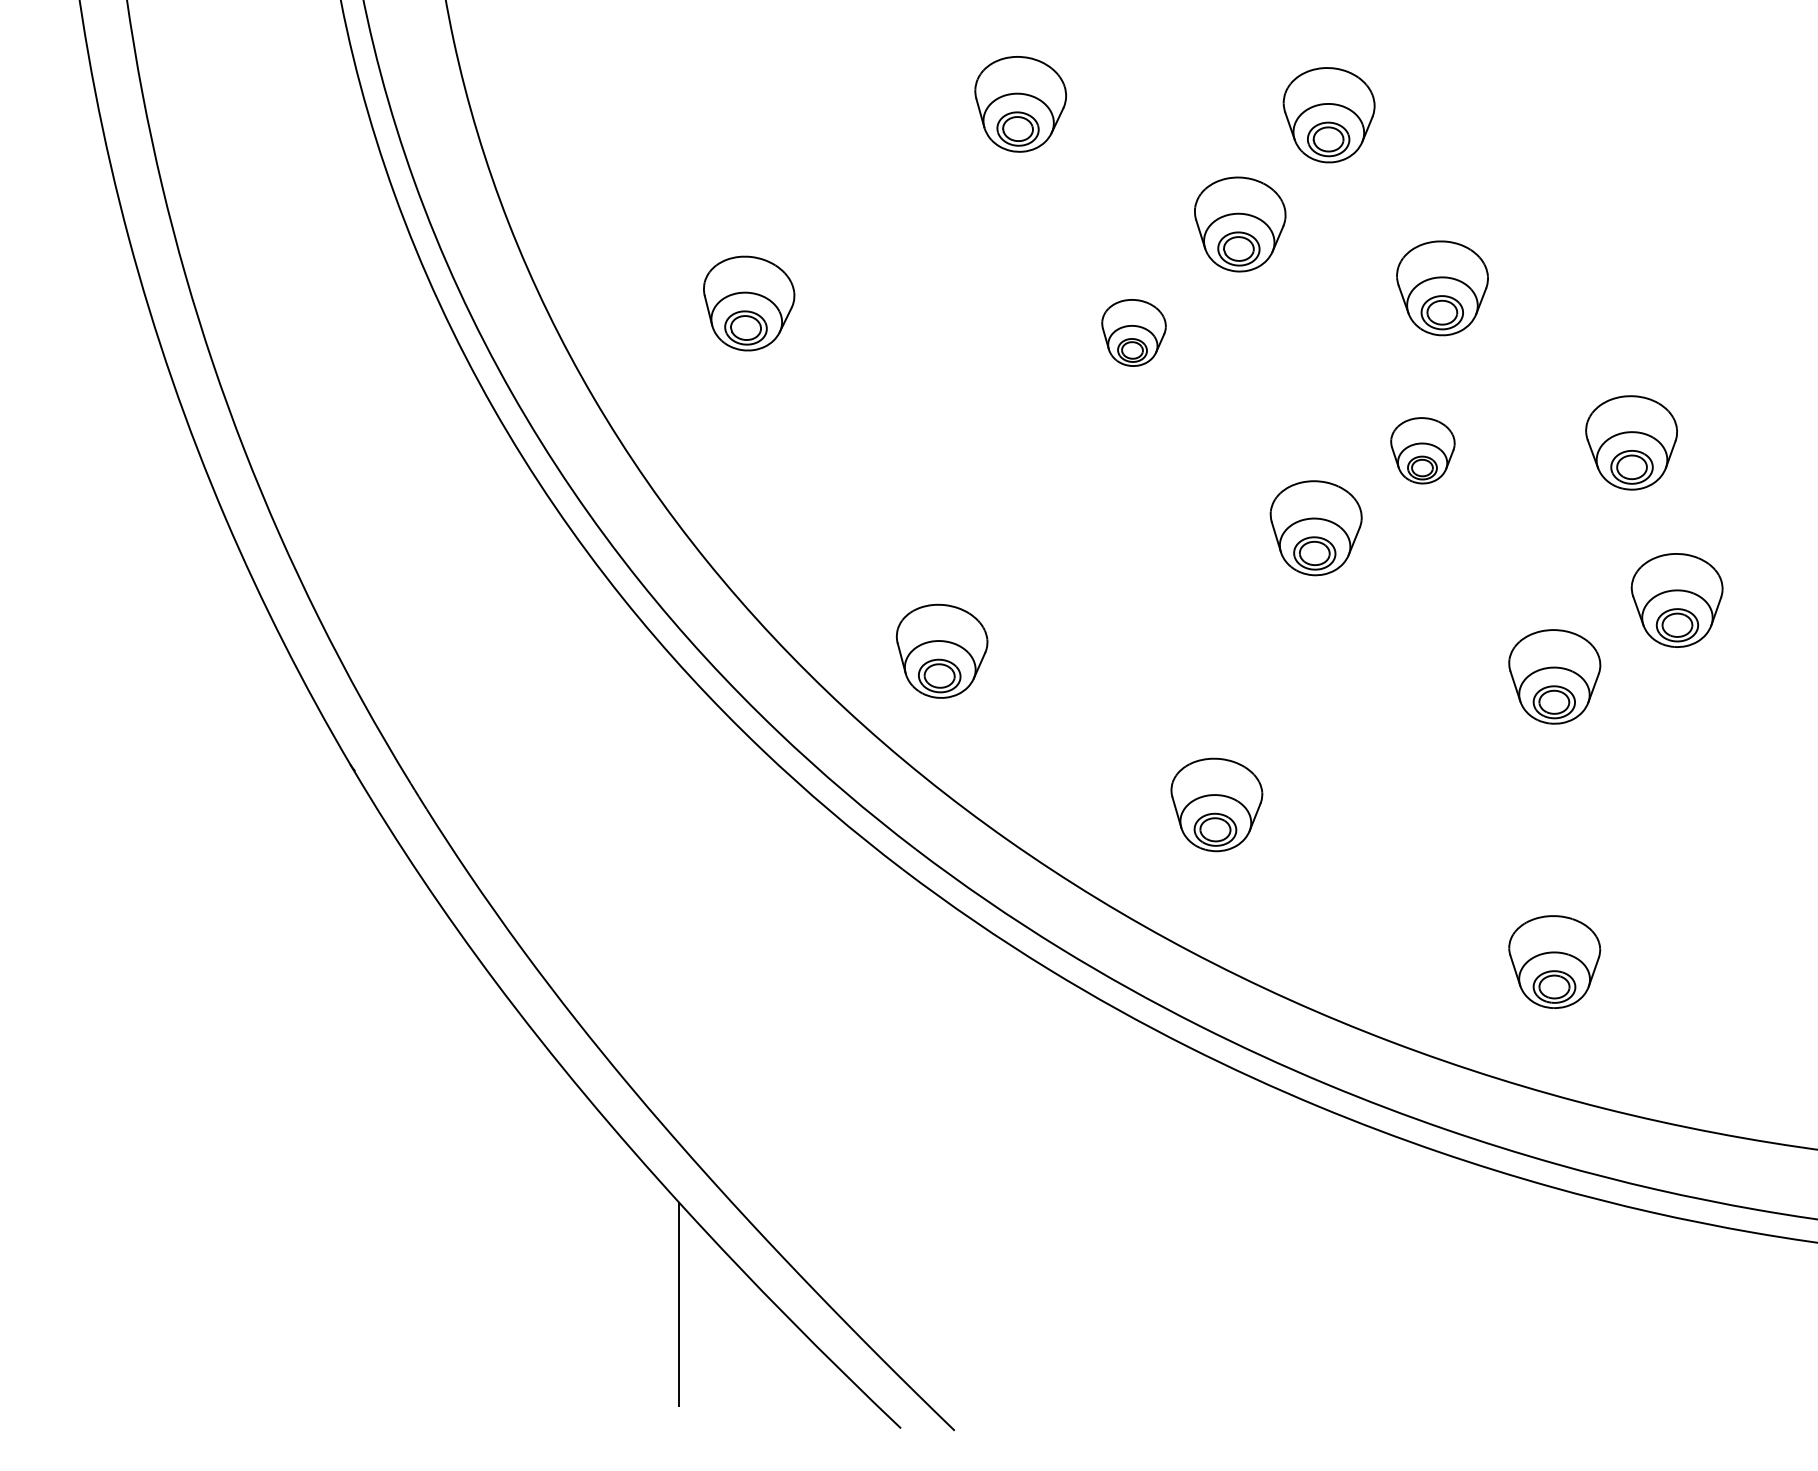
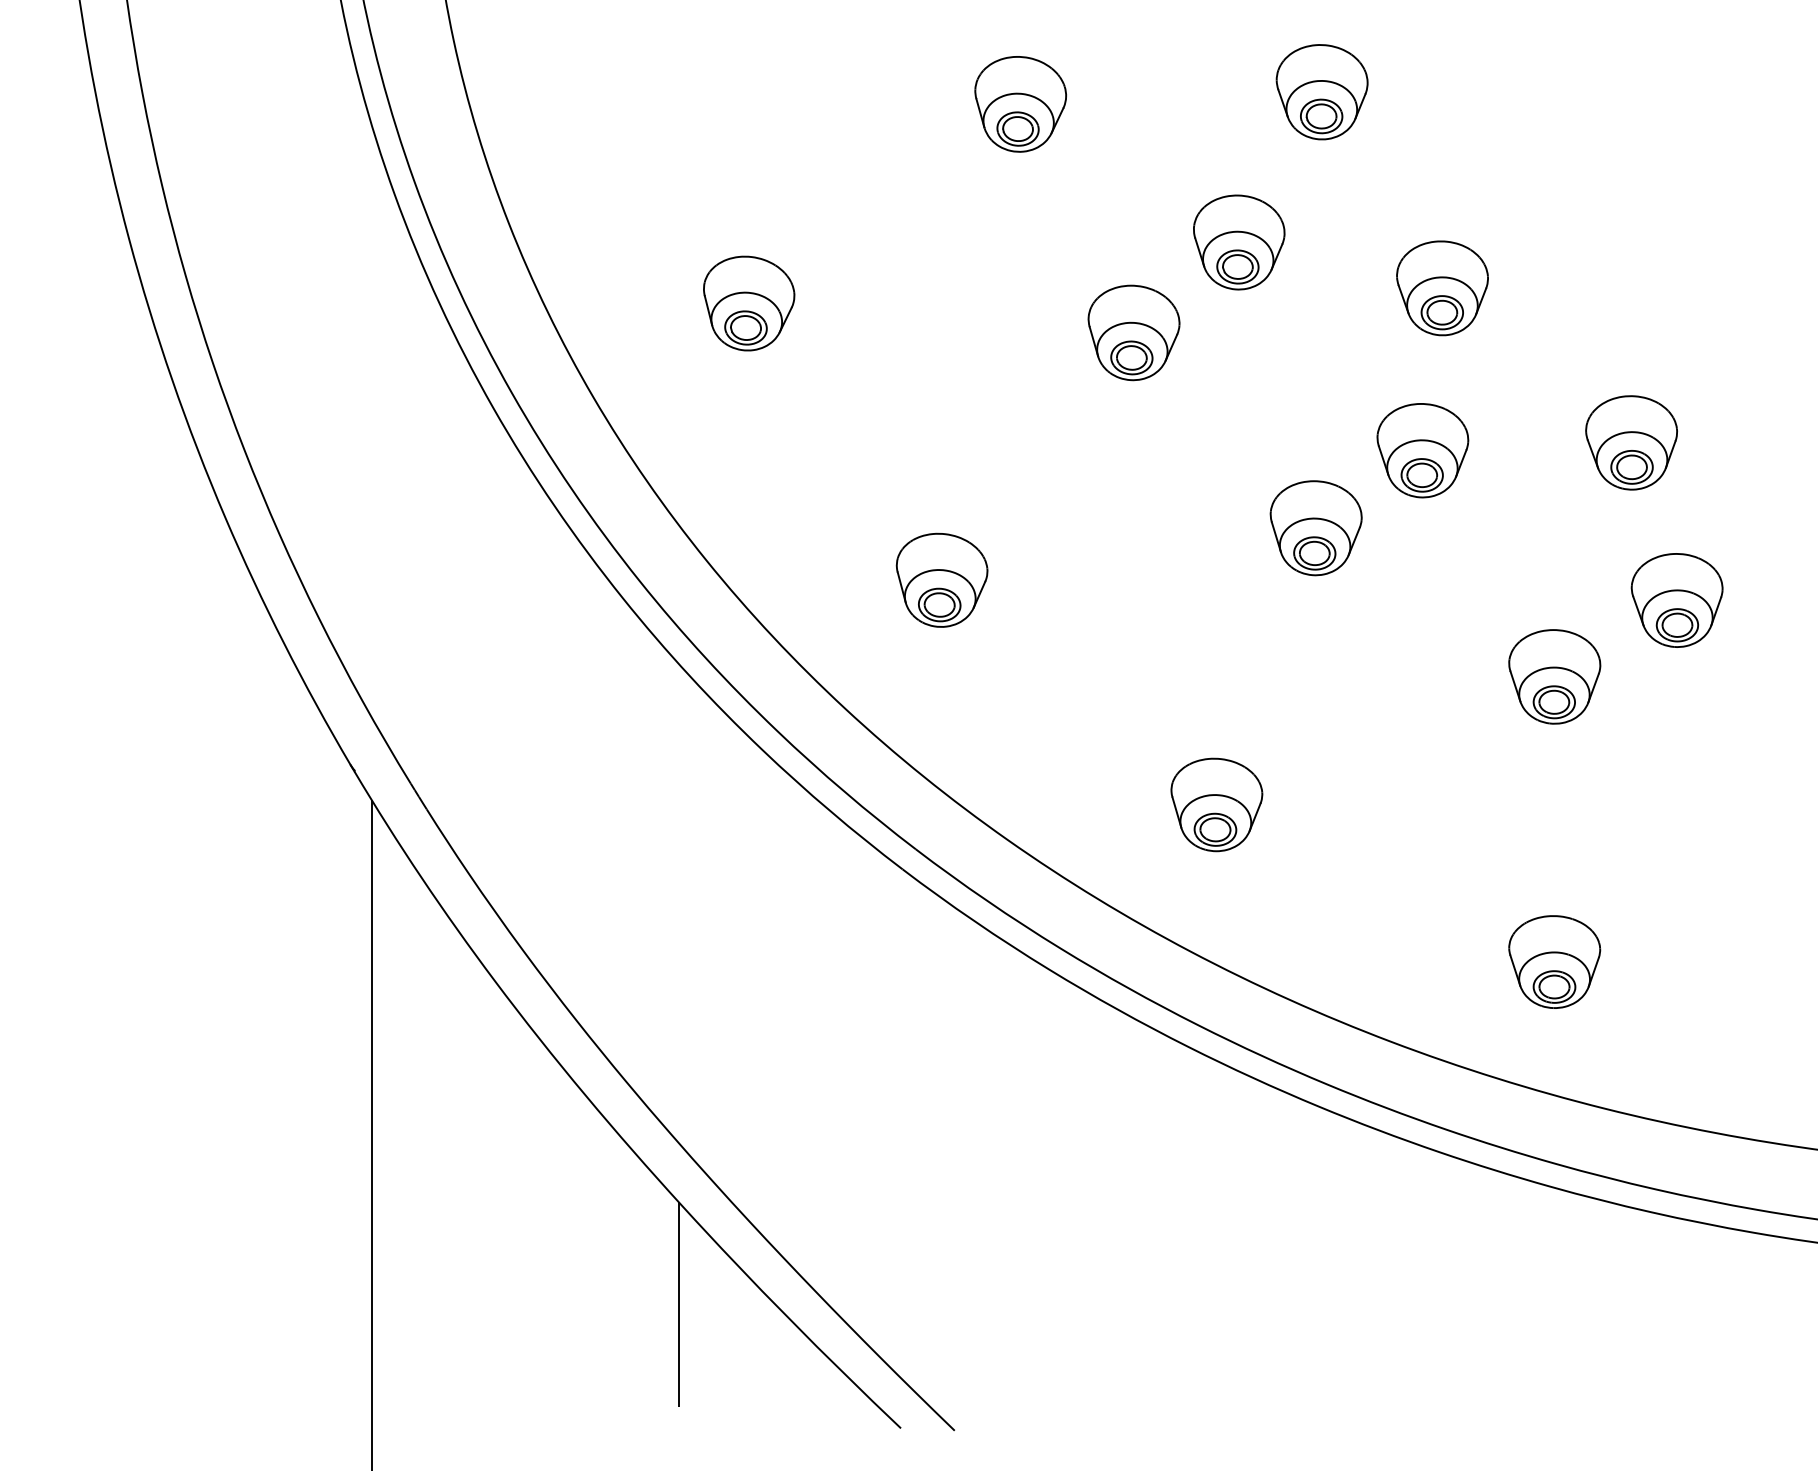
part position: (1328, 115) -> (1321, 92) (1321, 92)
part position: (1240, 224) -> (1239, 242) (1239, 242)
part size: 66x68 px -> 94x98 px (1133, 332)
part size: 66x68 px -> 94x96 px (1422, 450)
part position: (941, 650) -> (941, 579) (941, 579)
line: none -> present (372, 1134)
